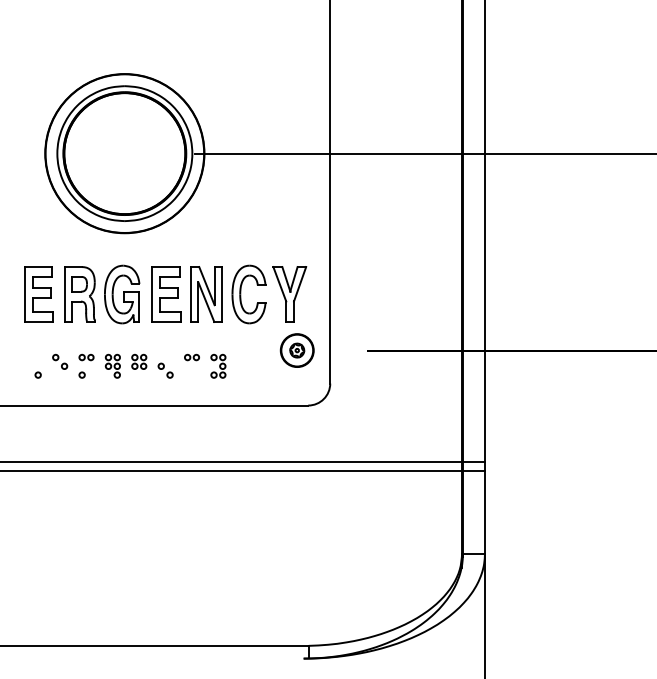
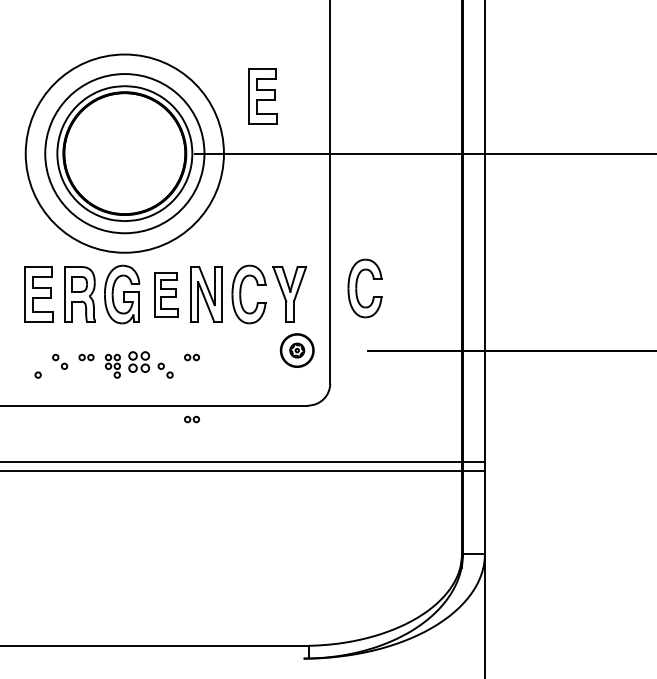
part: none -> present (262, 96)
circle diameter: 159 px -> 198 px (124, 153)
part: none -> present (357, 288)
part size: 31x57 px -> 25x46 px (166, 294)
part size: 17x17 px -> 23x22 px (139, 361)
part: present -> none (218, 365)
circle: present -> none (81, 374)
part: none -> present (191, 419)
